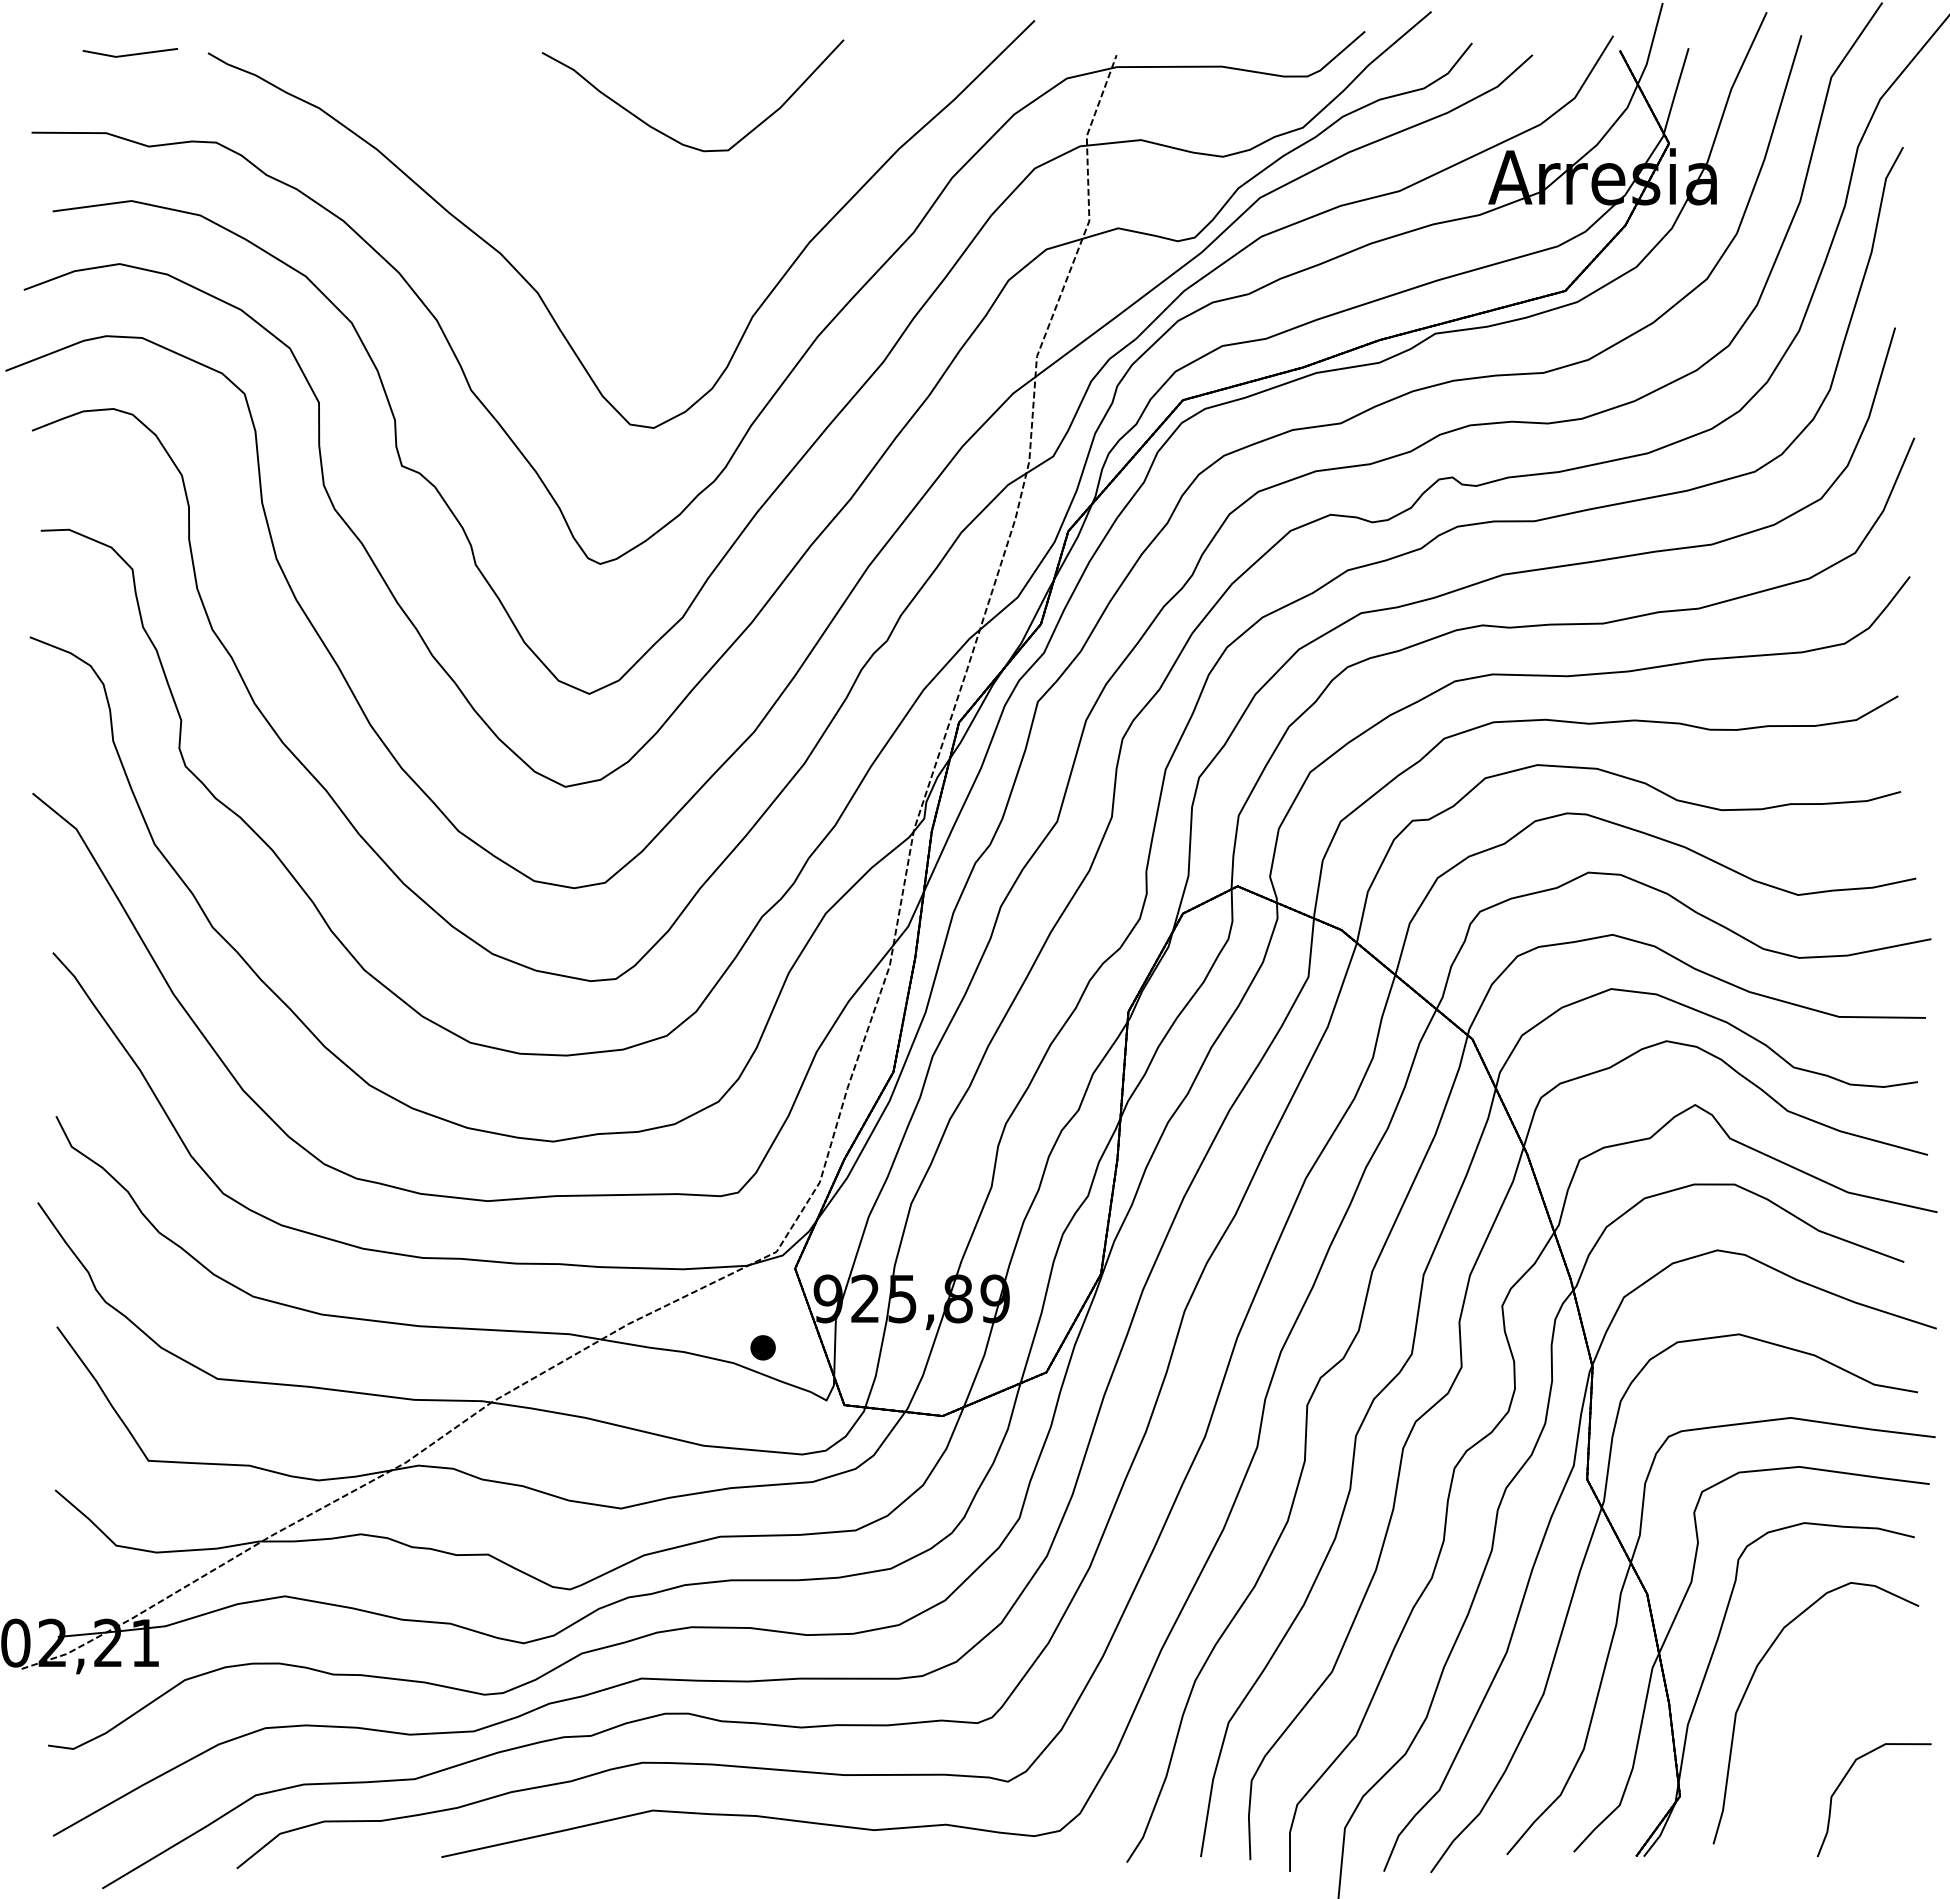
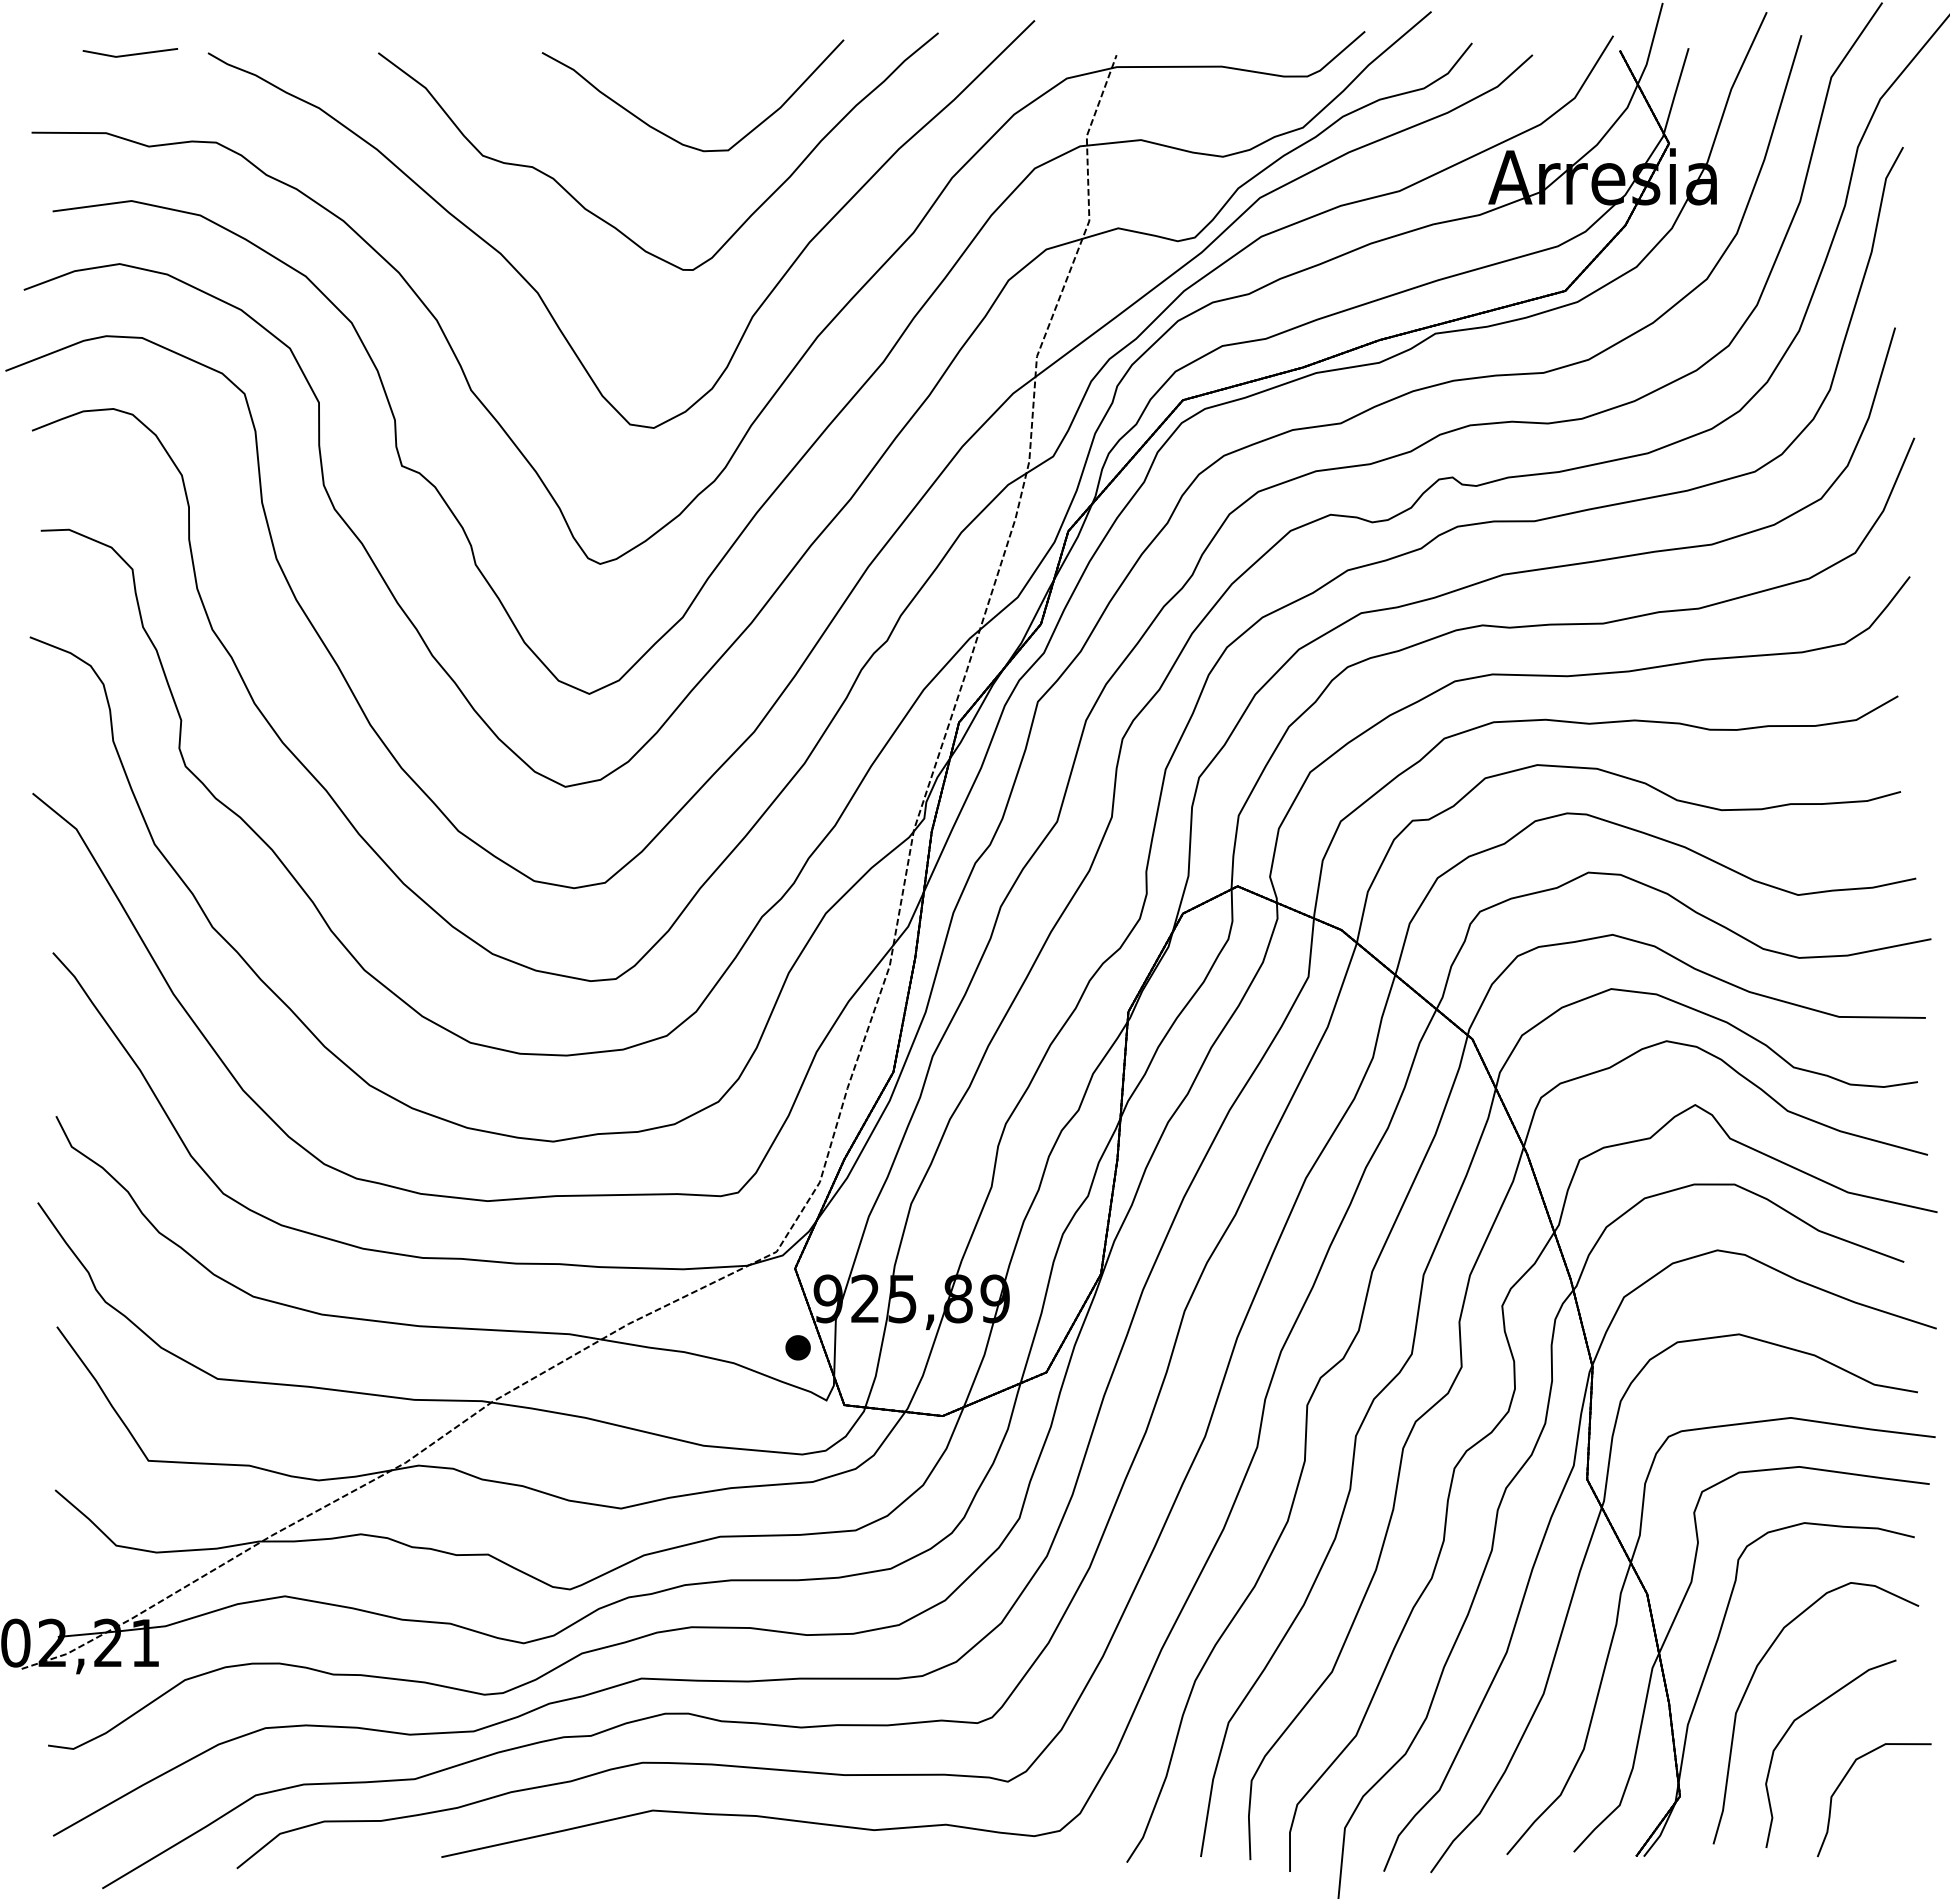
part: none -> present (610, 223)
part position: (762, 1347) -> (797, 1347) (797, 1347)
part: none -> present (1805, 1714)
